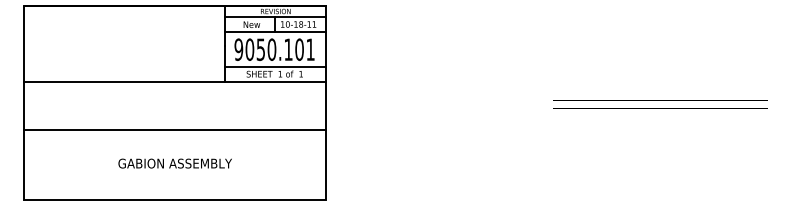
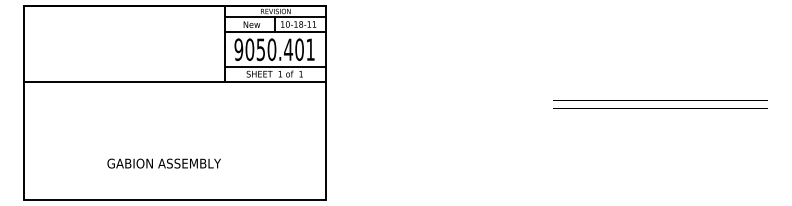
text: 9050.101 -> 9050.401 (288, 49)
line: present -> none (174, 129)
text position: (174, 163) -> (163, 163) (163, 163)
